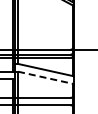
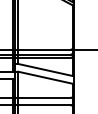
line: dashed -> solid (45, 77)
